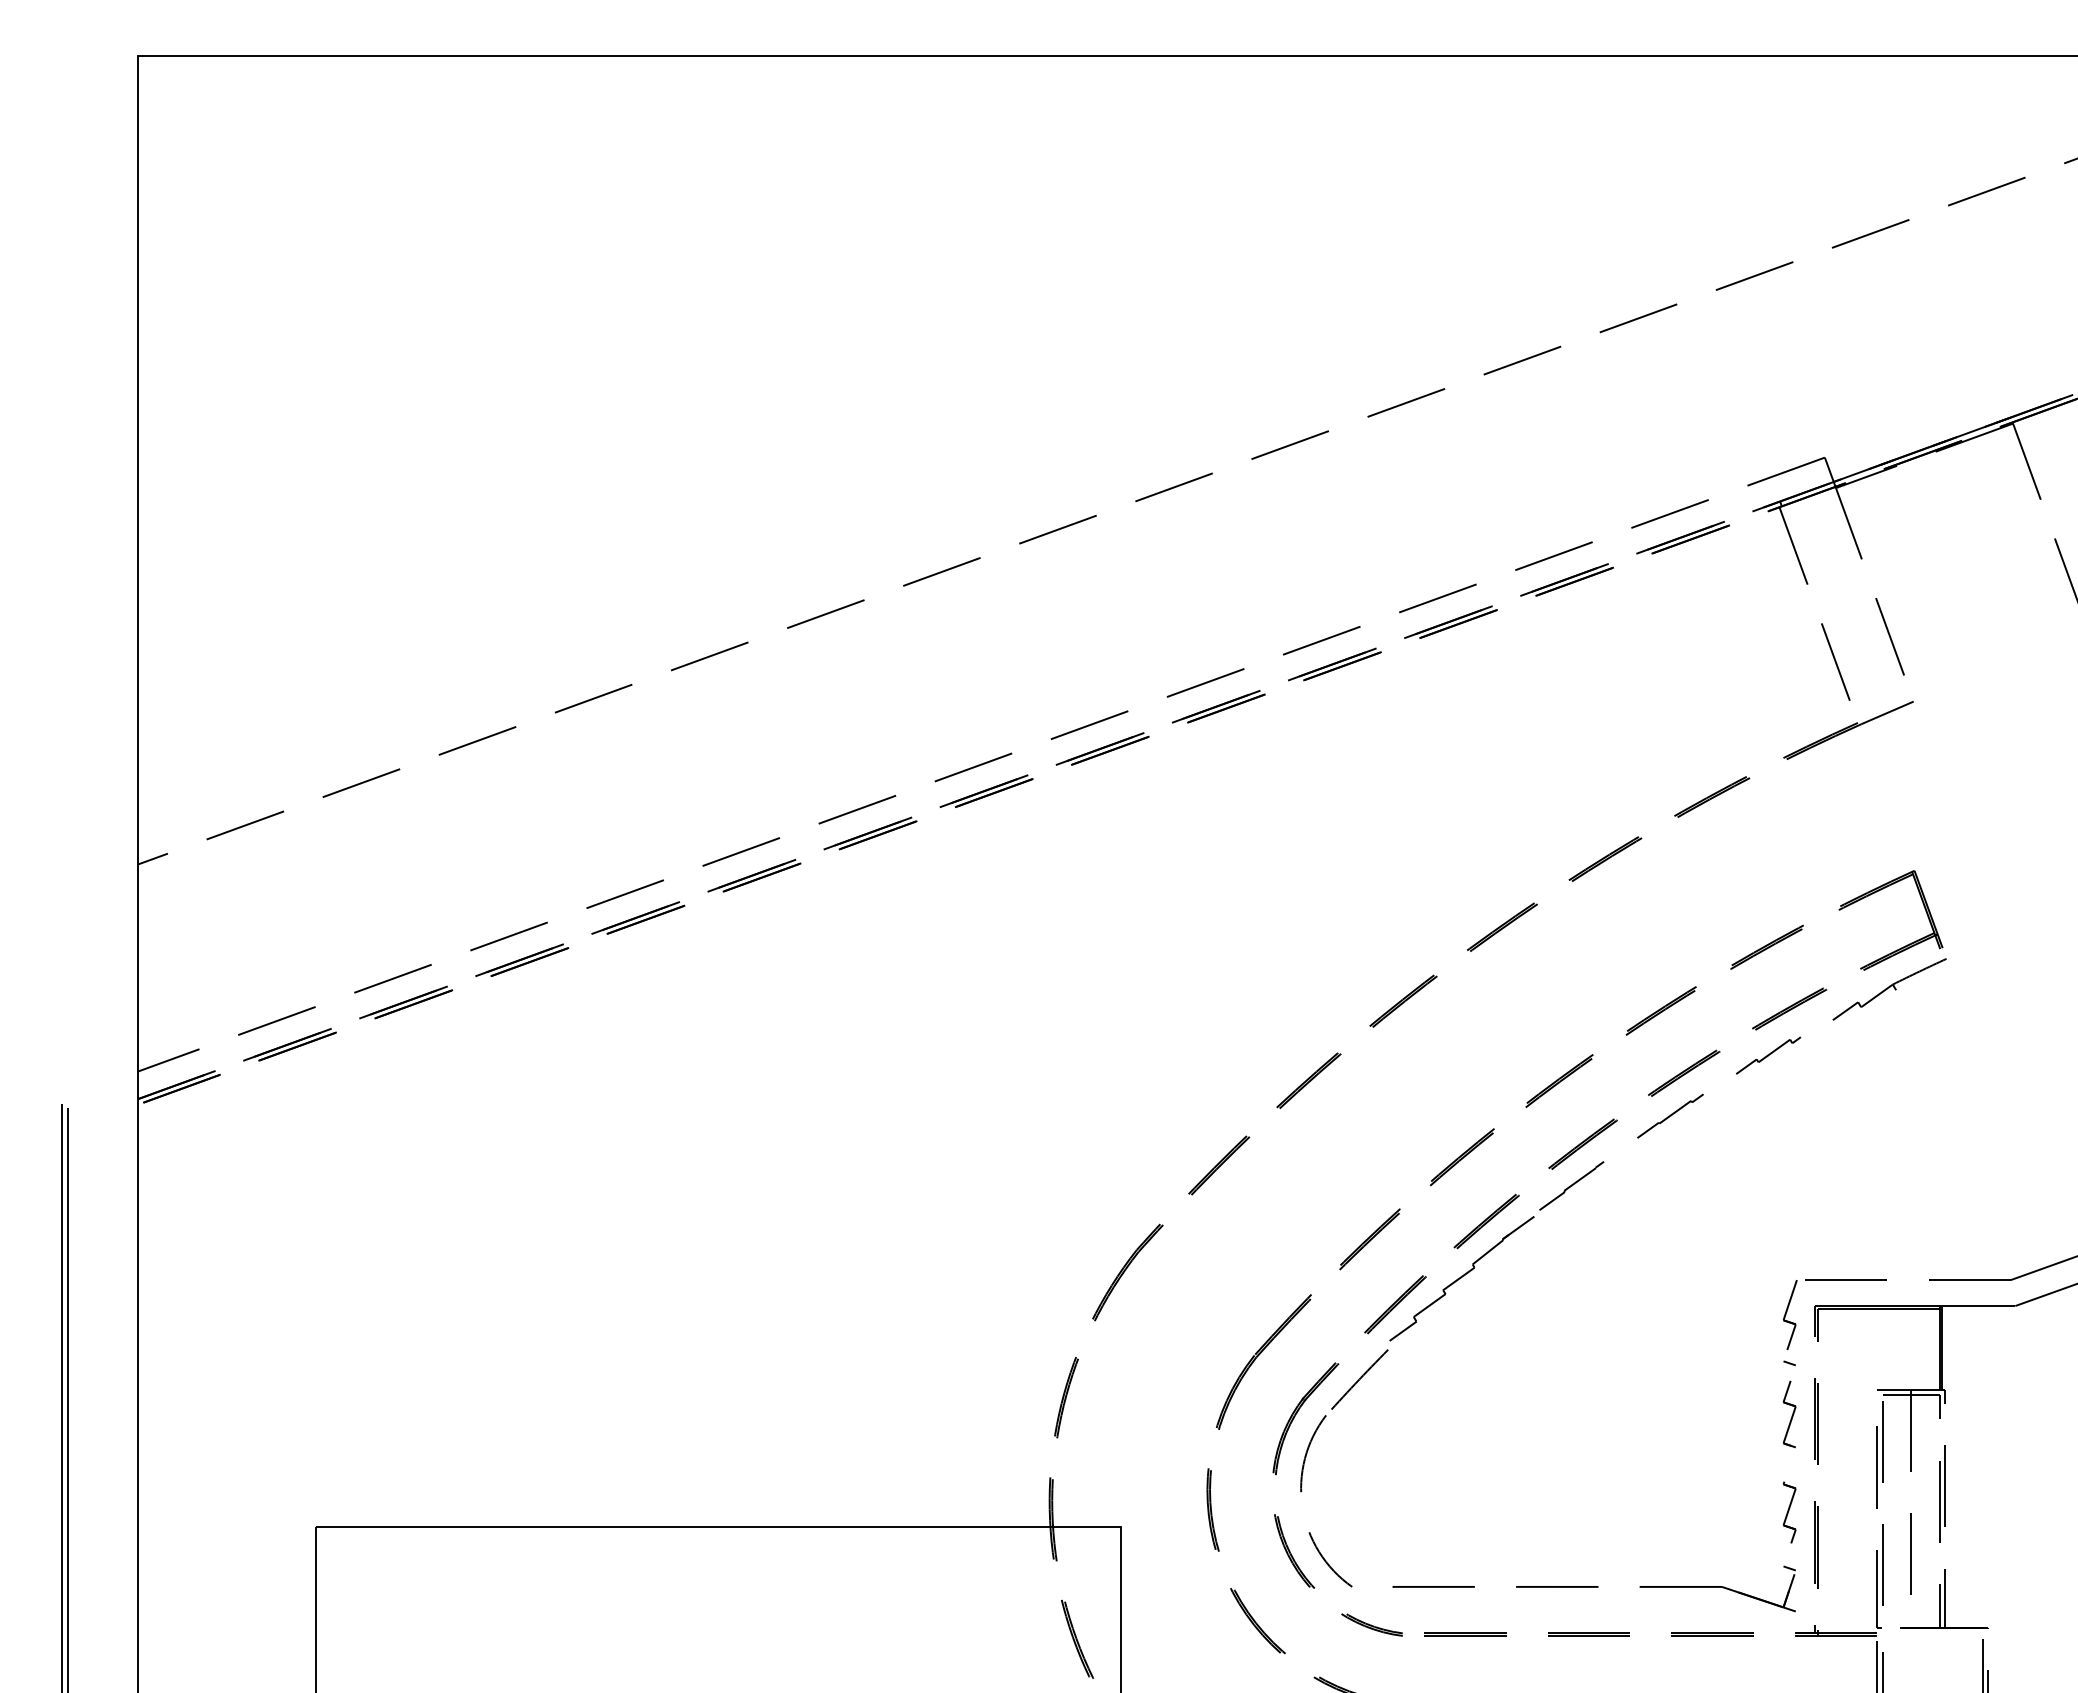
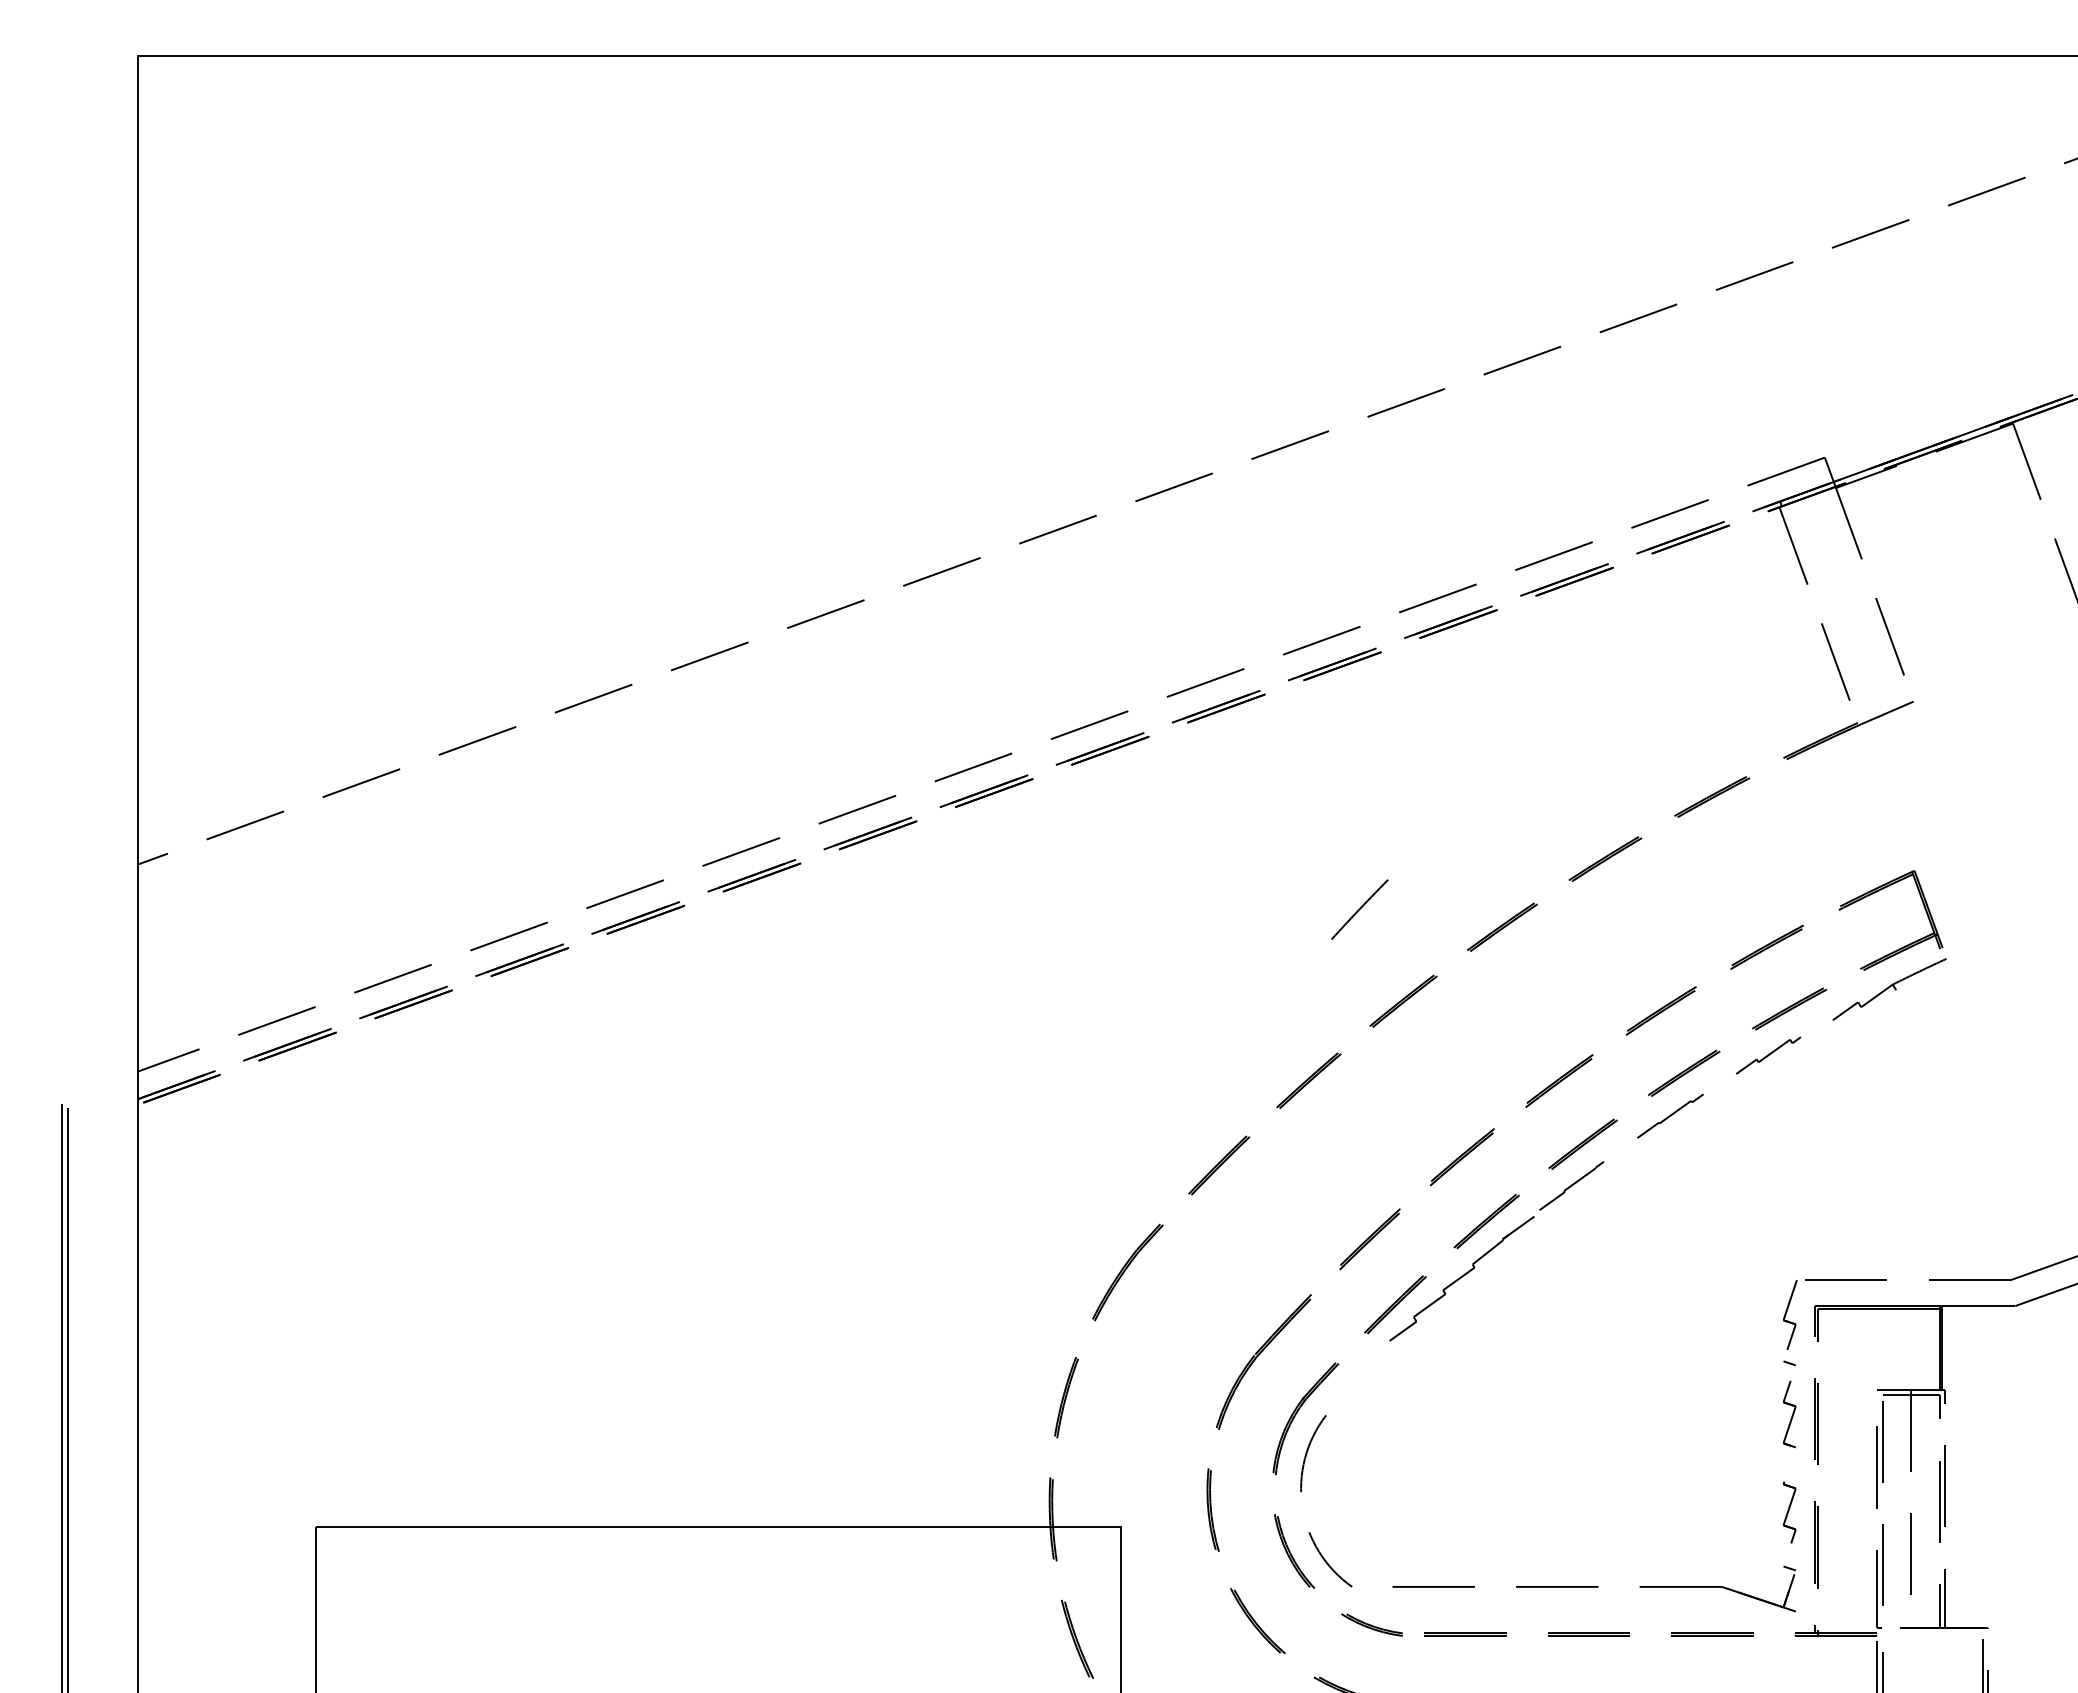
line position: (1359, 1379) -> (1359, 909) (1359, 909)
